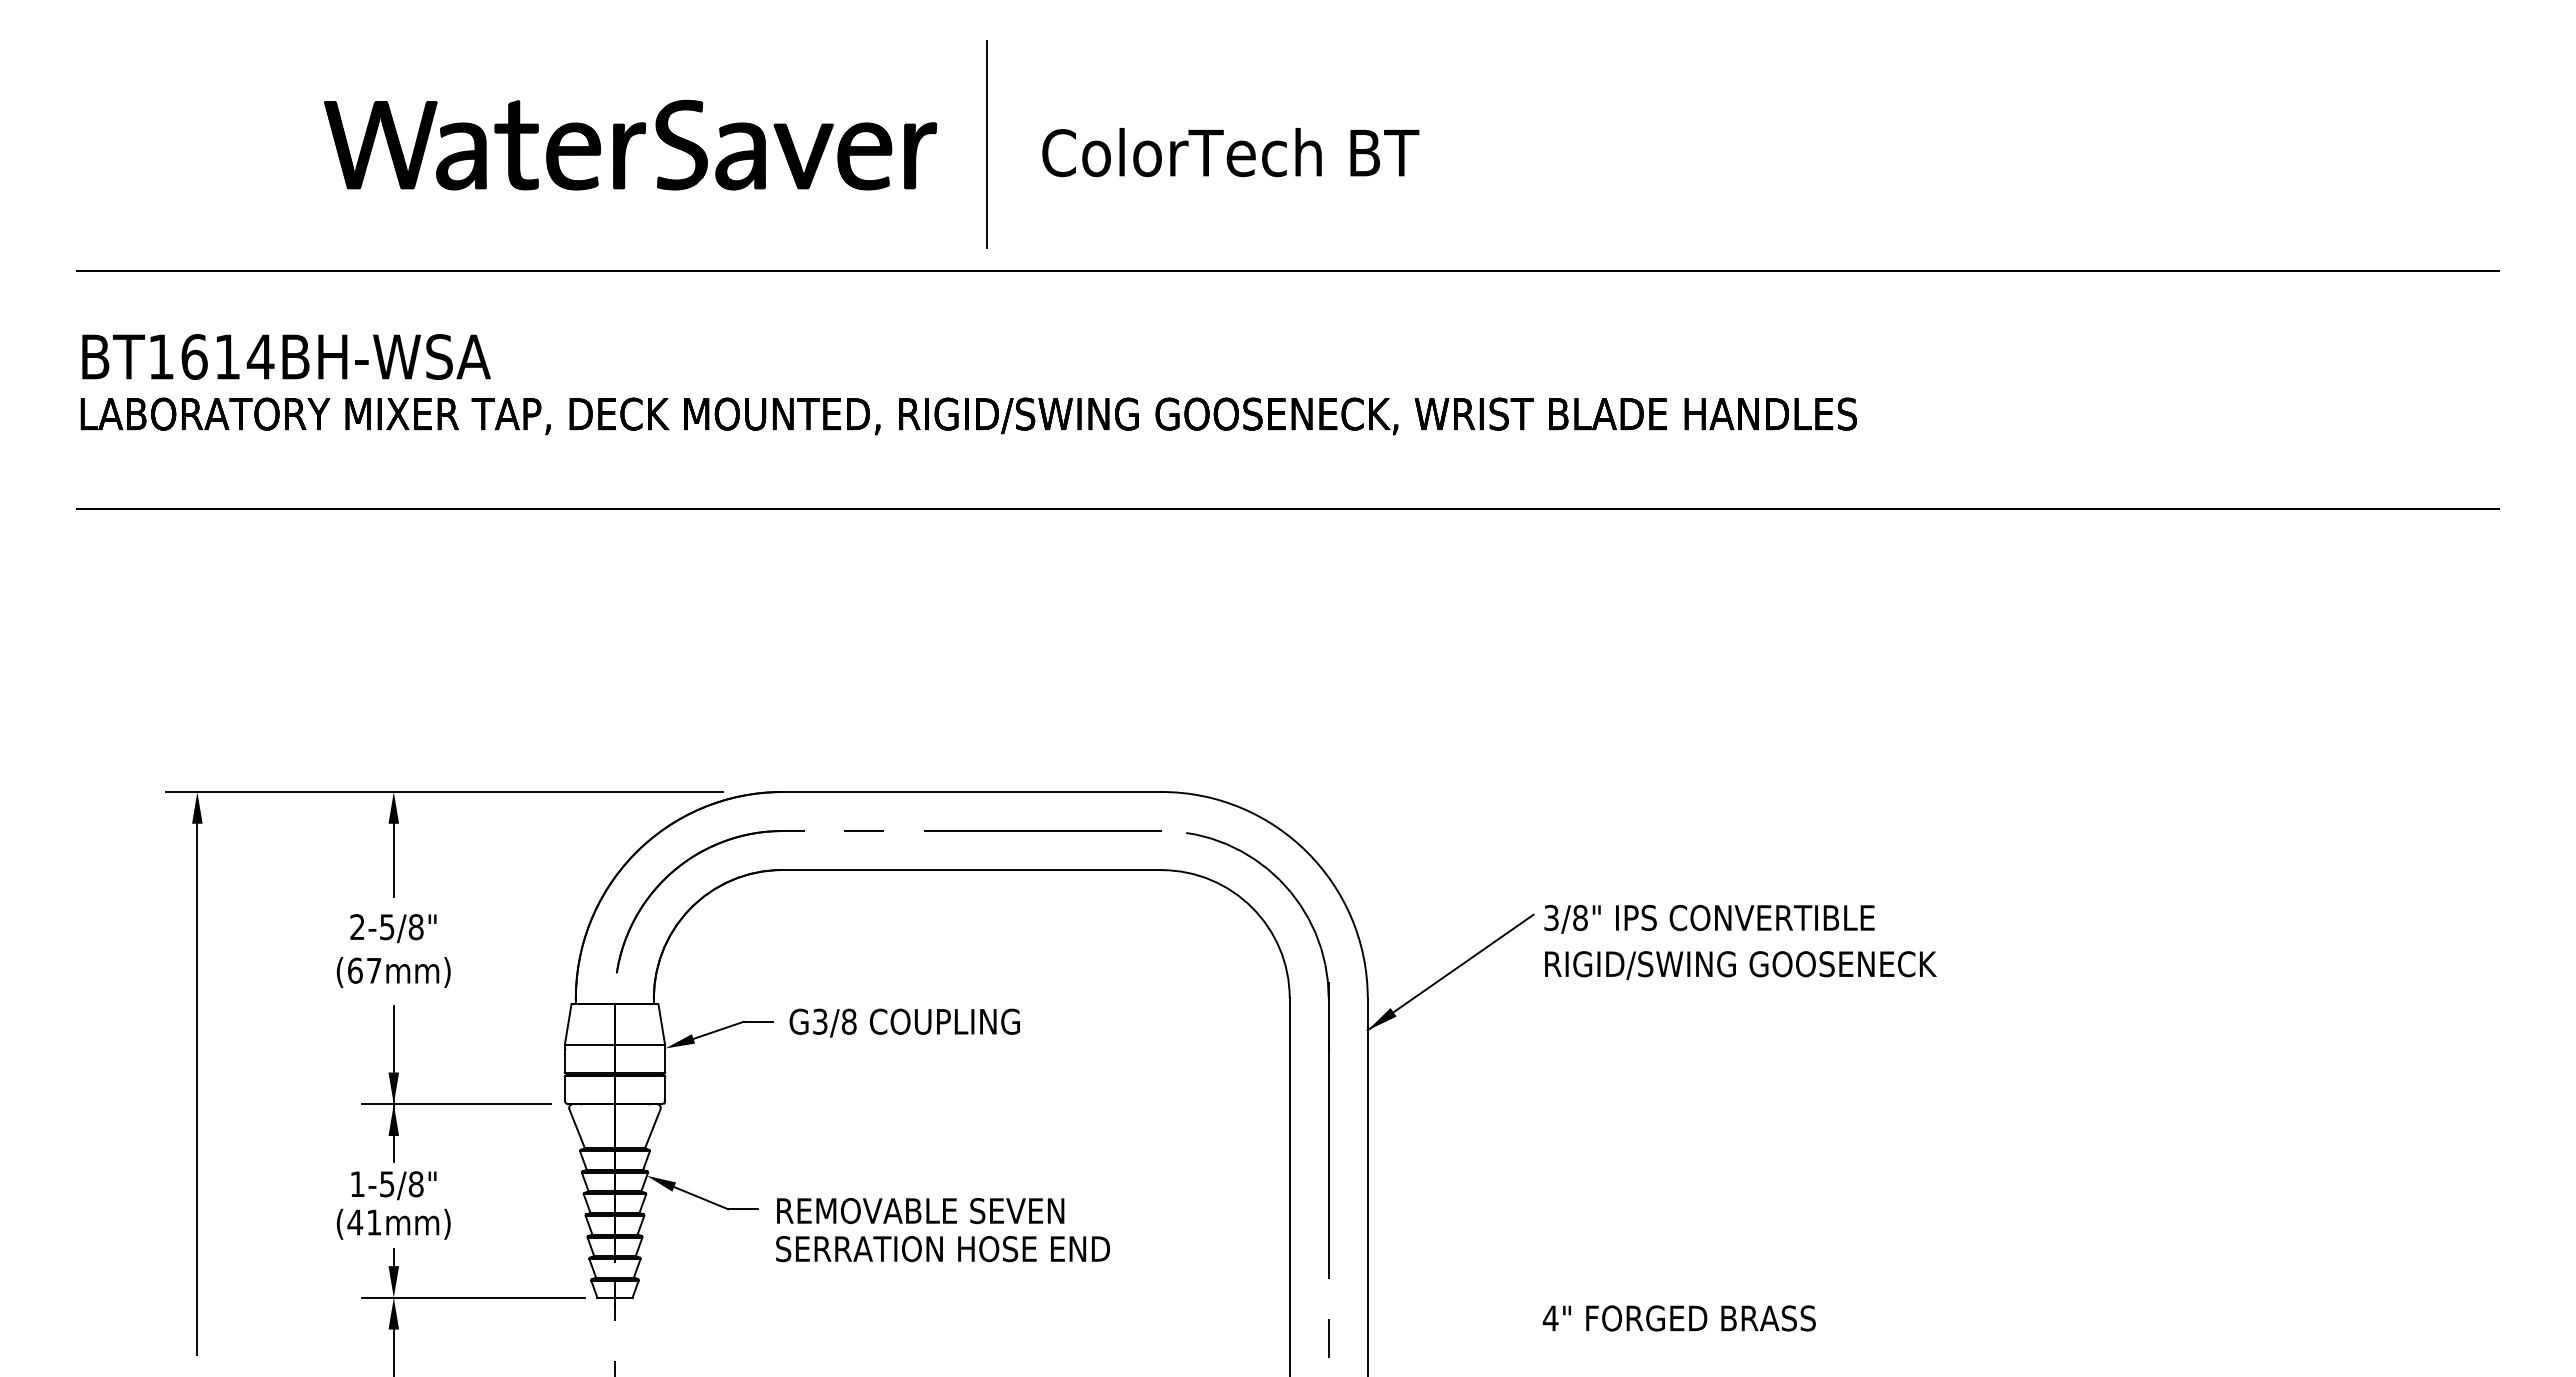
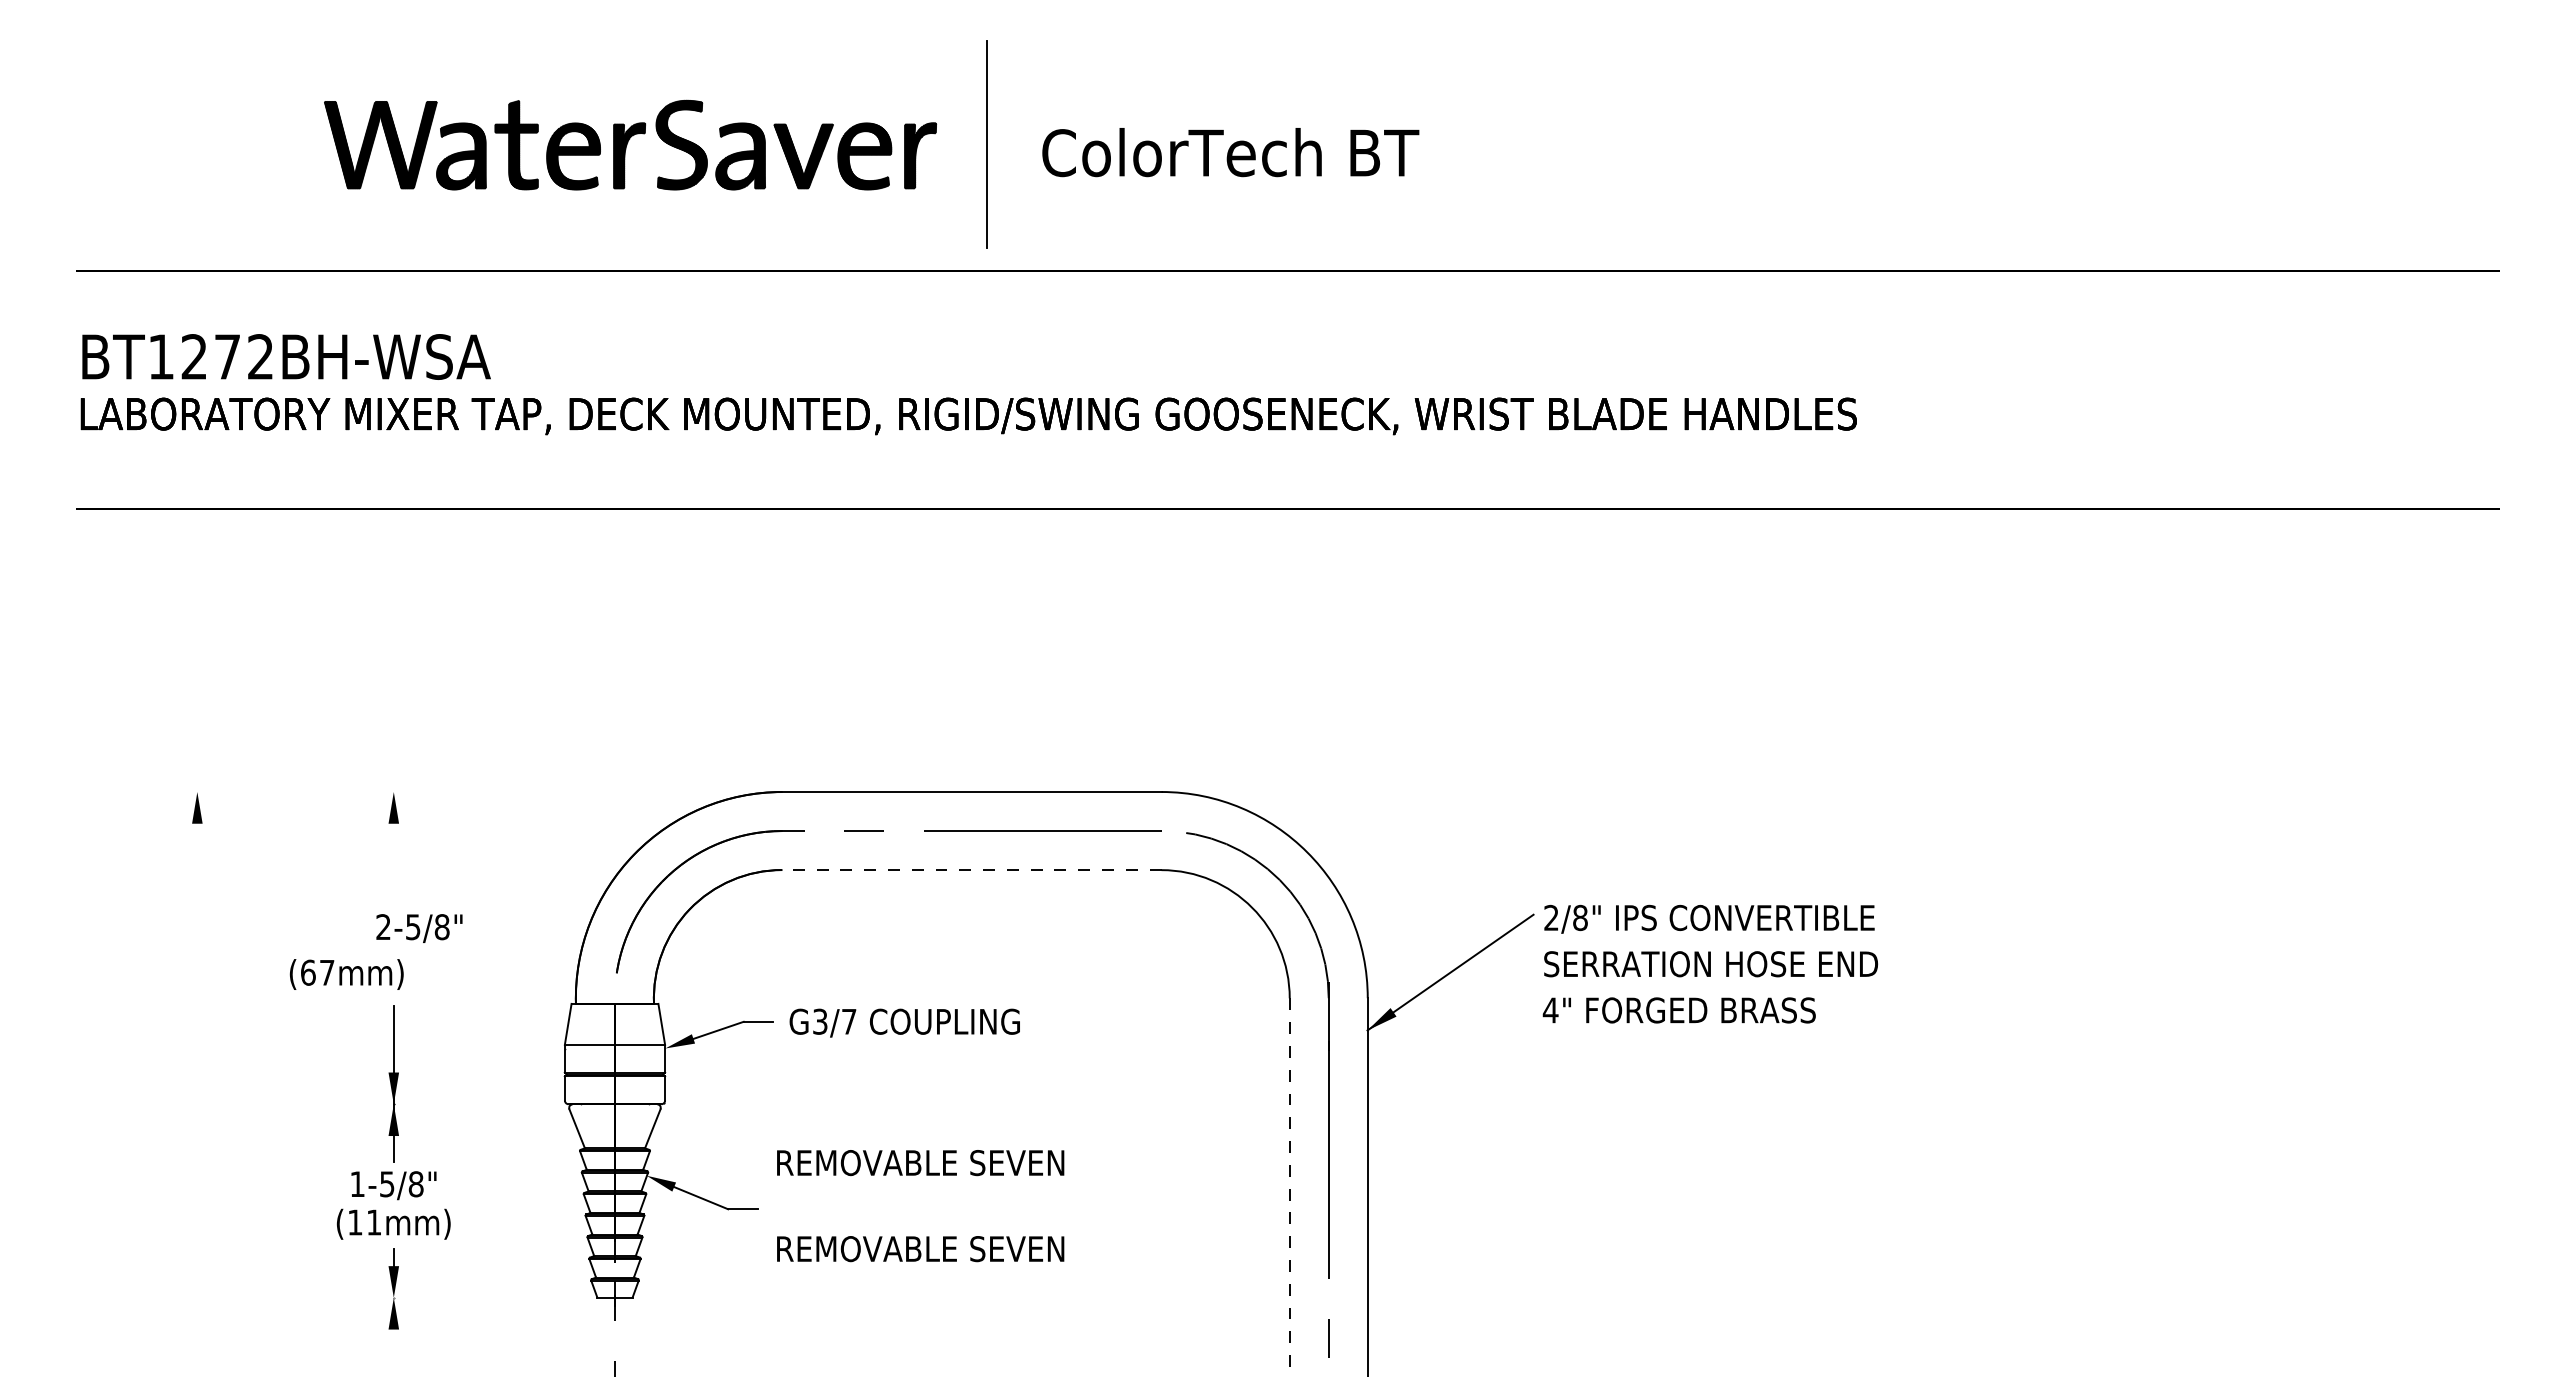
text: BT1614BH-WSA -> BT1272BH-WSA (227, 356)
line: present -> none (444, 792)
line: present -> none (393, 860)
line: solid -> dashed (971, 870)
text: 3/8" -> 2/8" (1551, 918)
text position: (393, 928) -> (419, 928) (419, 928)
text: RIGID/SWING GOOSENECK -> SERRATION HOSE END (1740, 965)
text position: (393, 972) -> (346, 974) (346, 974)
text: G3/8 -> G3/7 (848, 1021)
line: present -> none (197, 1089)
line: present -> none (456, 1104)
line: solid -> dashed (1289, 1187)
text position: (920, 1211) -> (920, 1163) (920, 1163)
text: (41mm) -> (11mm) (355, 1222)
text: SERRATION HOSE END -> REMOVABLE SEVEN (942, 1249)
line: present -> none (473, 1297)
text position: (1678, 1318) -> (1678, 1010) (1678, 1010)
line: present -> none (393, 1351)
